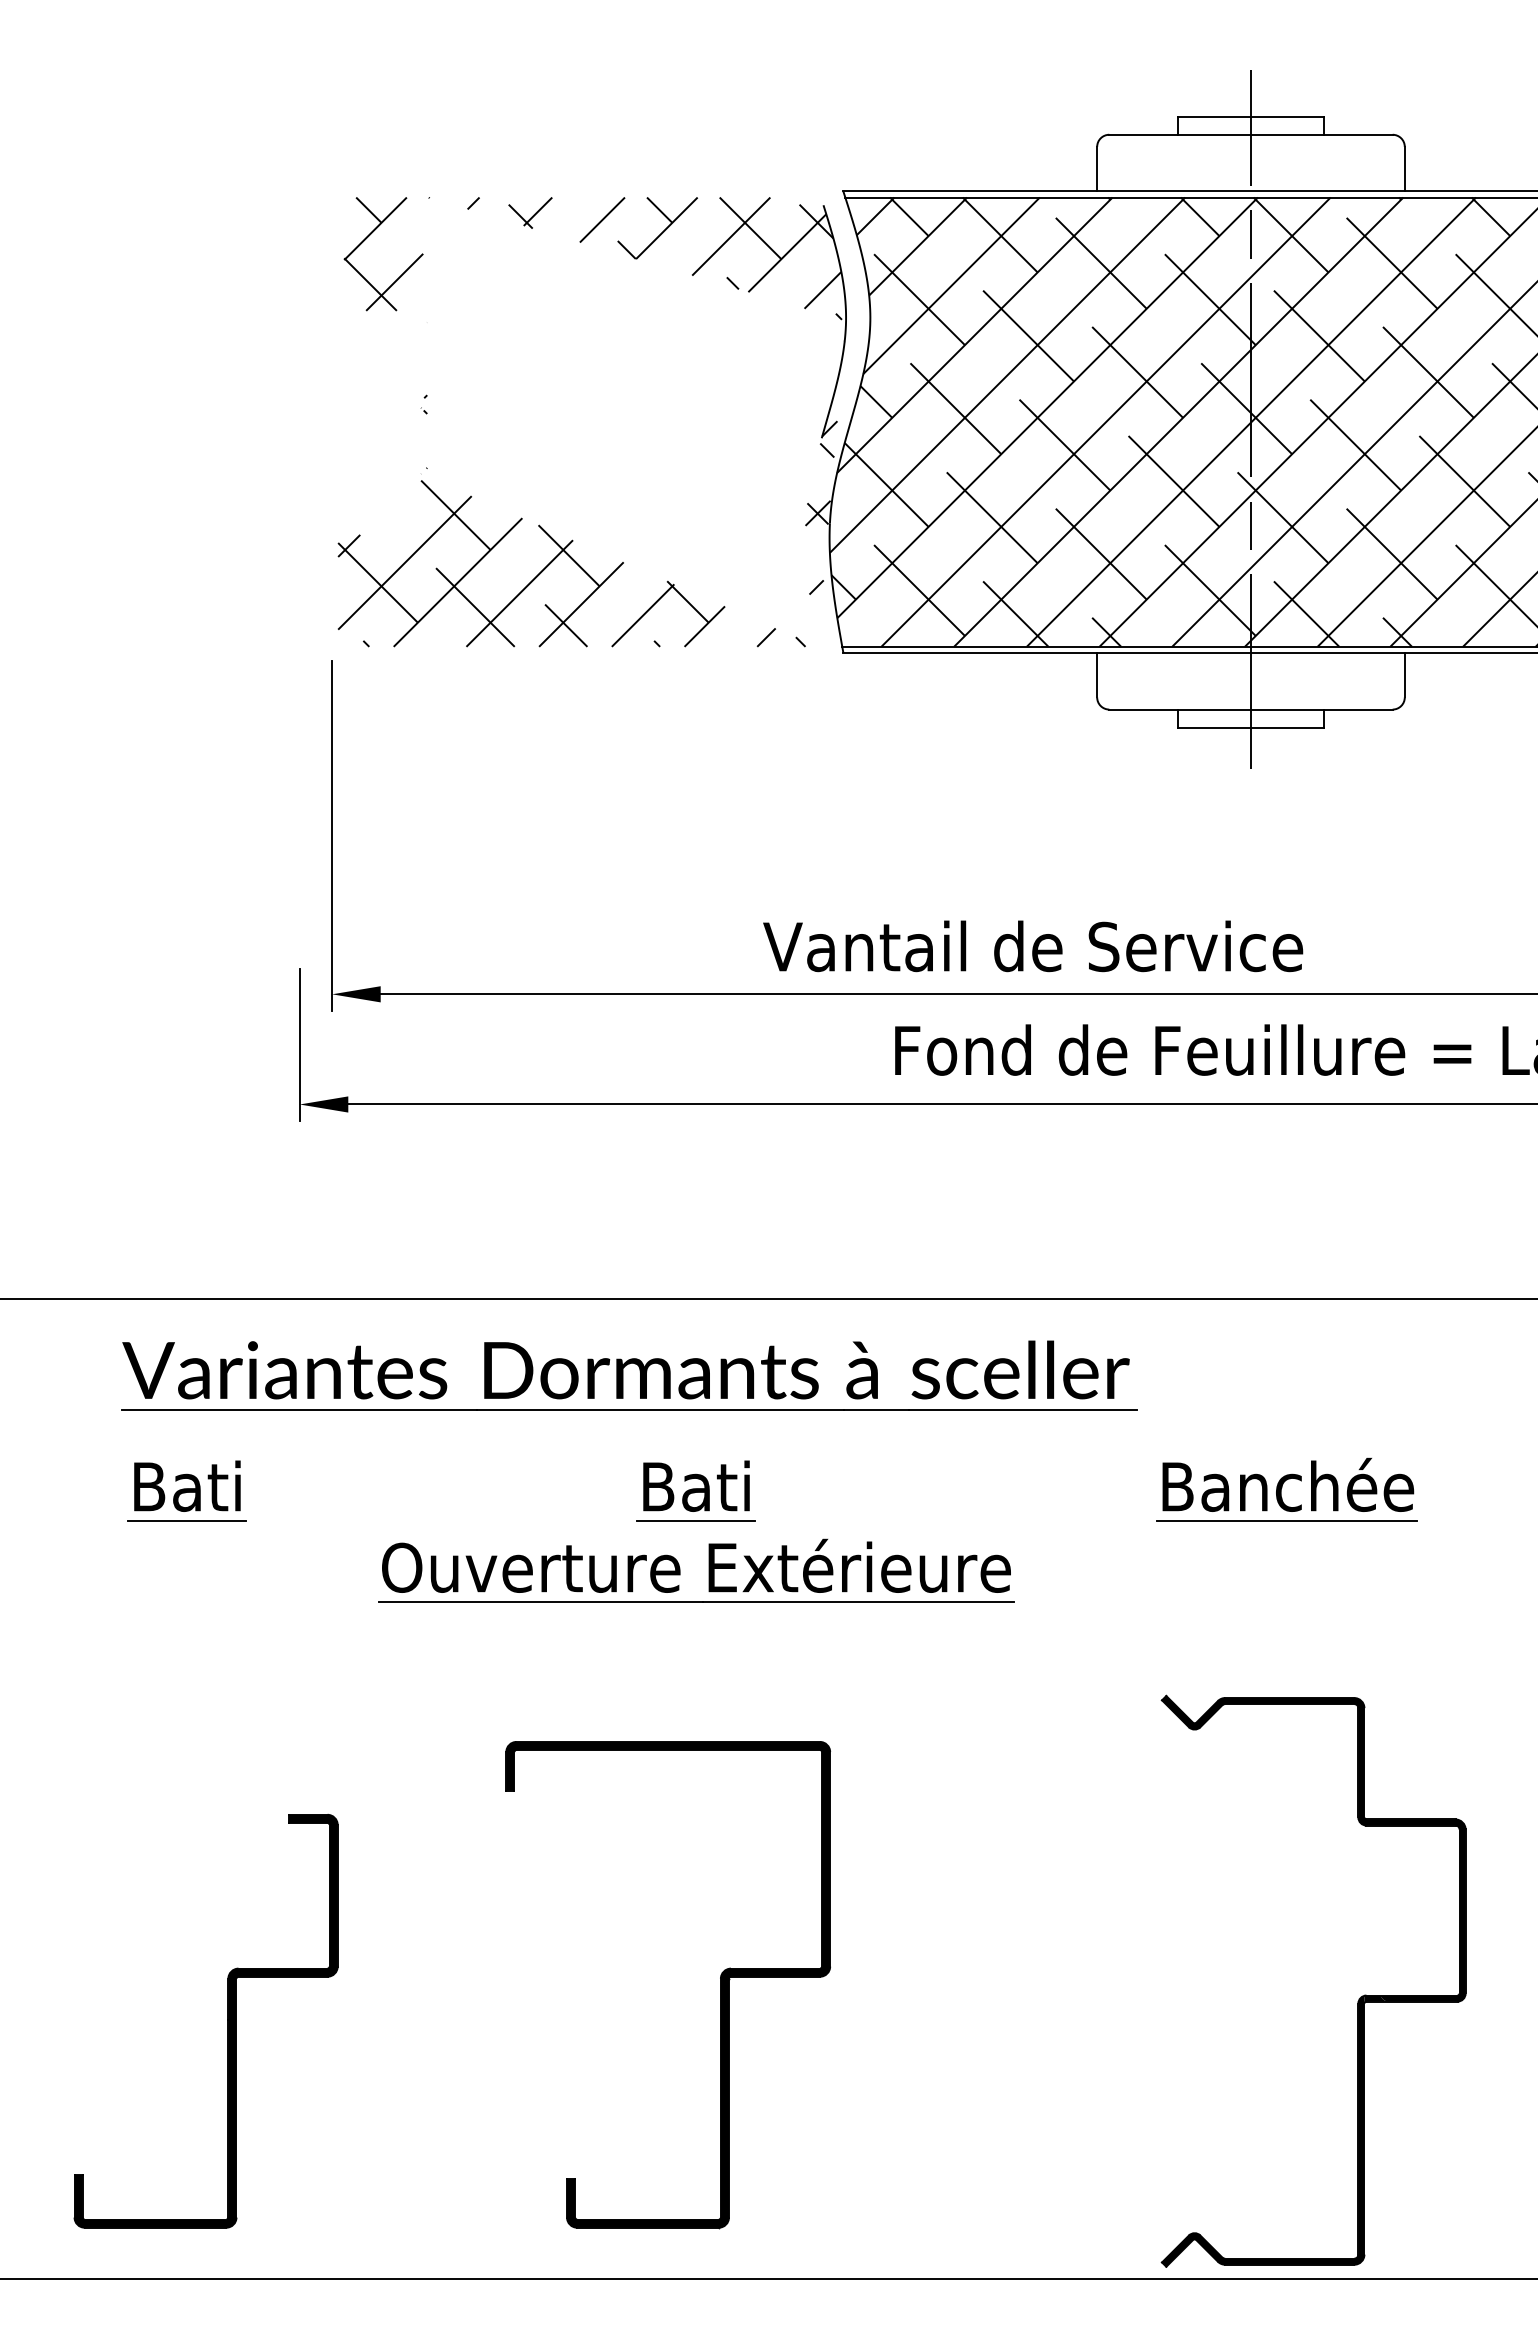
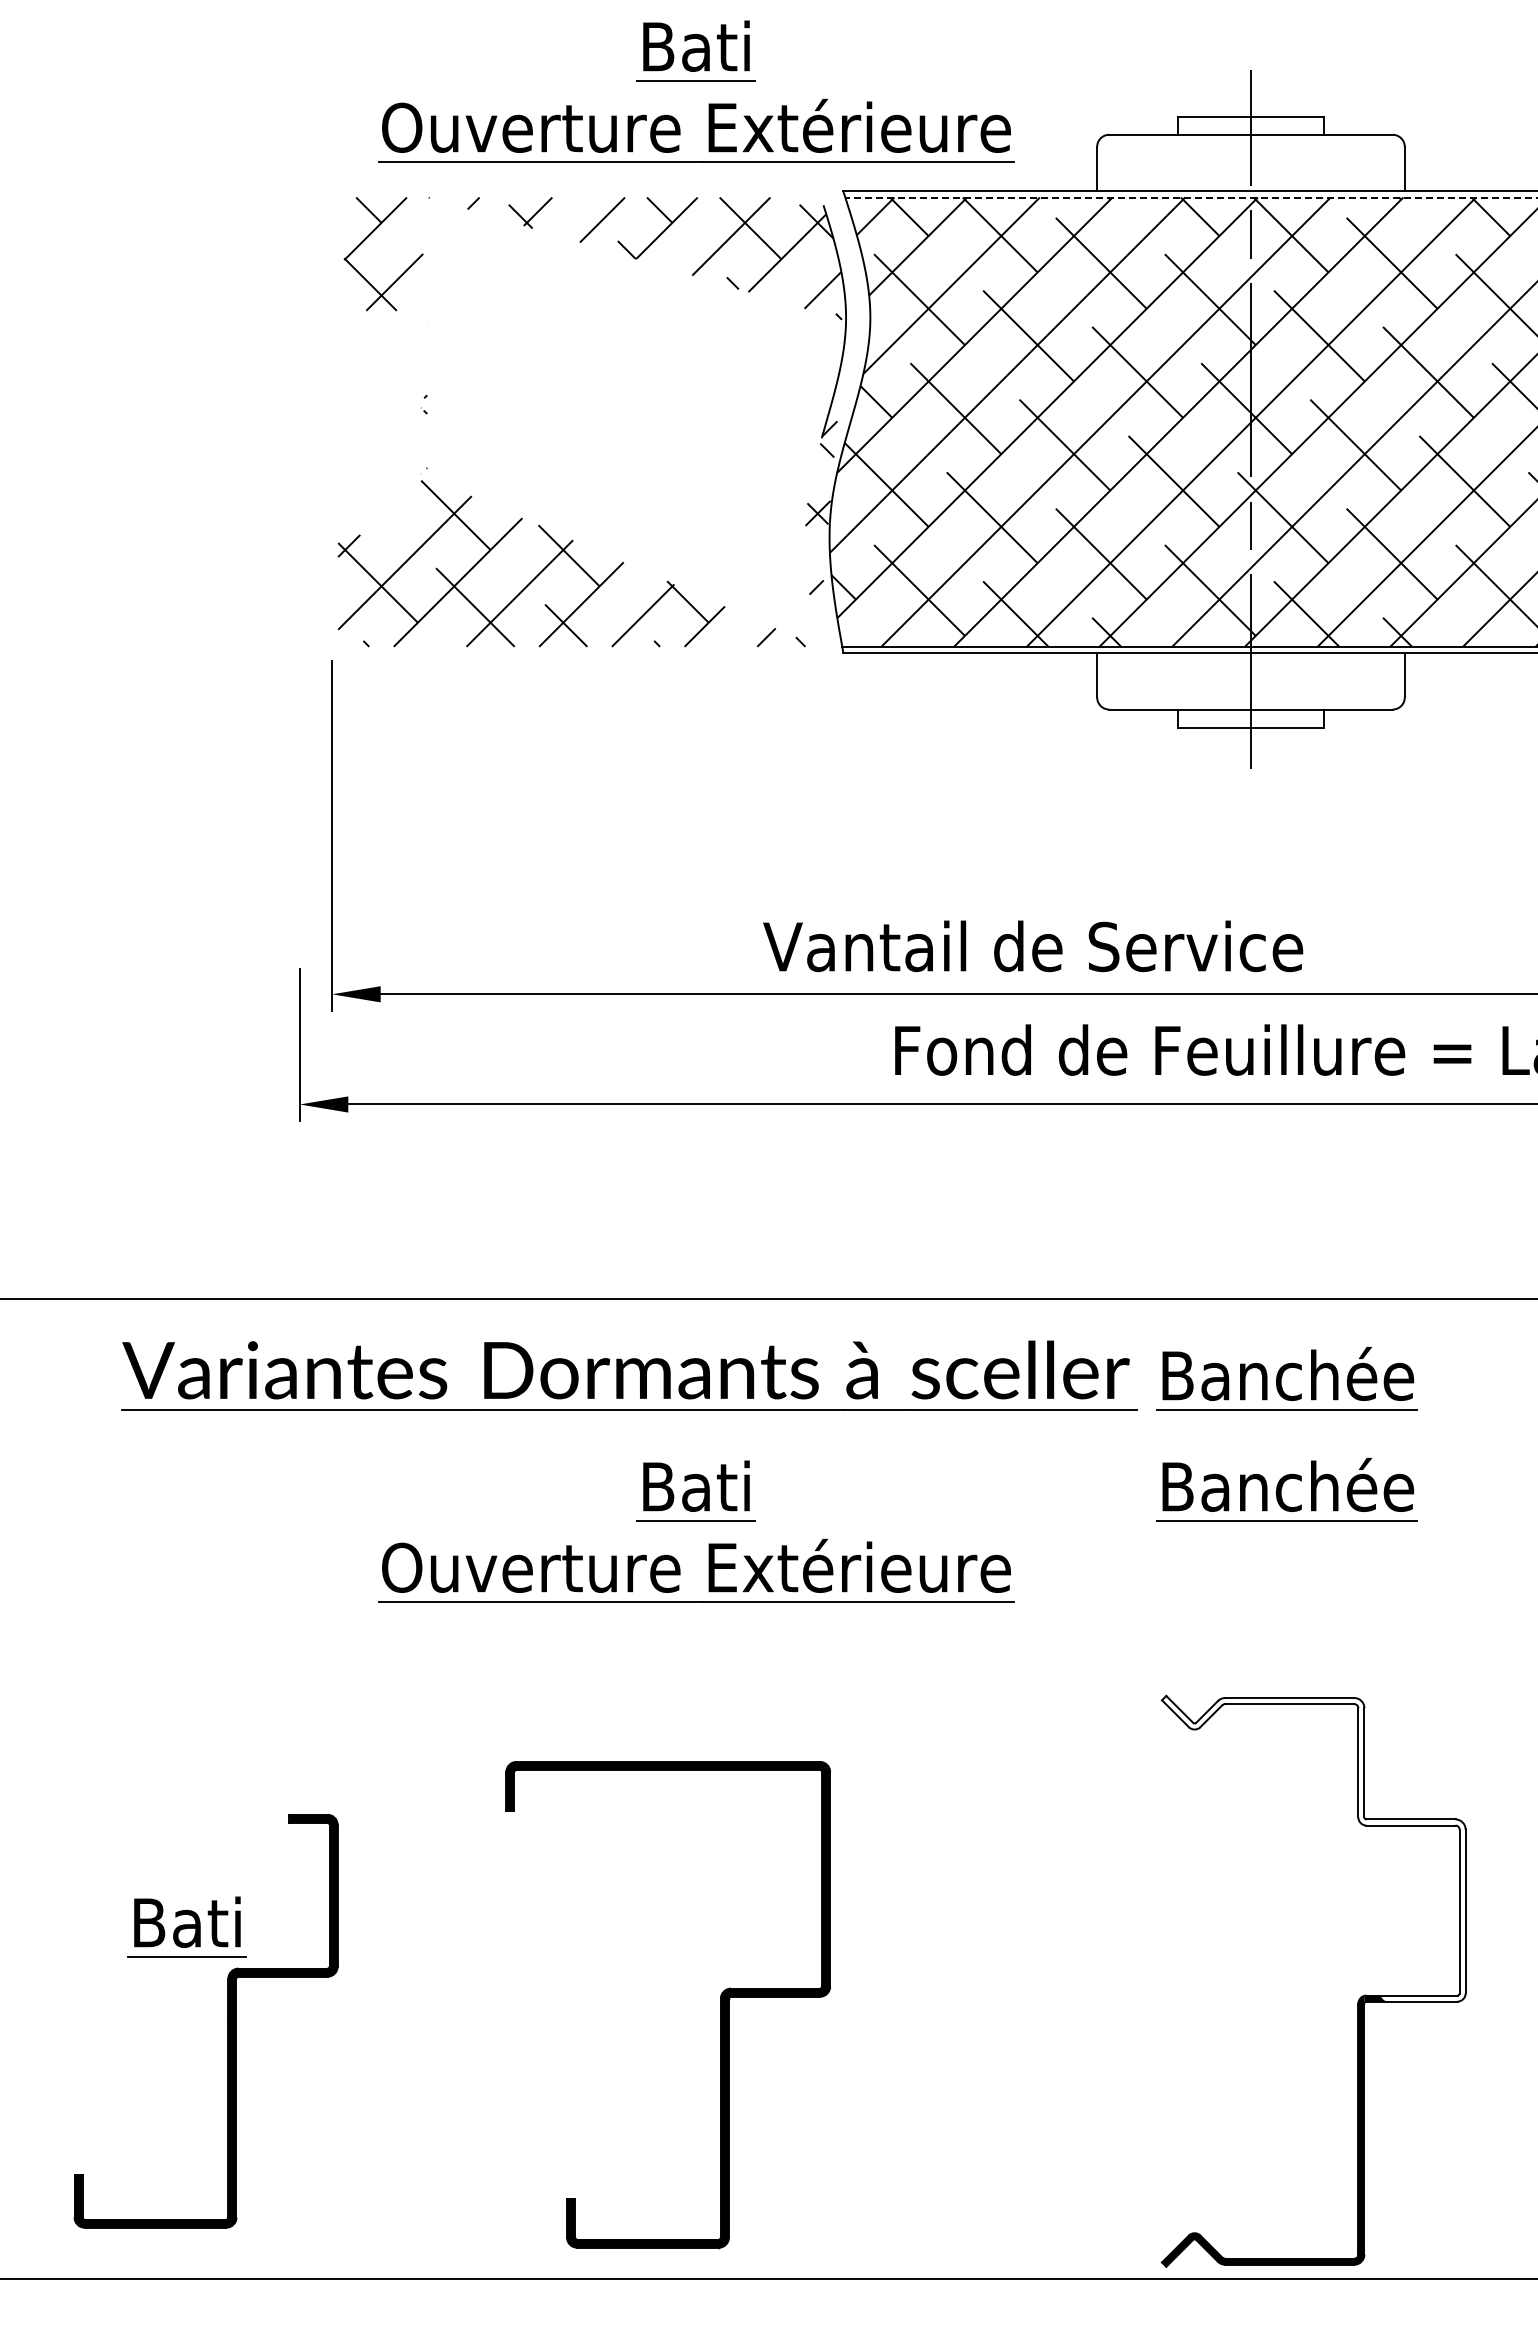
part: none -> present (696, 81)
line: solid -> dashed (1191, 197)
part: none -> present (1286, 1378)
part position: (186, 1490) -> (186, 1926) (186, 1926)
fill: present -> none (1313, 1848)
part position: (720, 1985) -> (720, 2005) (720, 2005)
